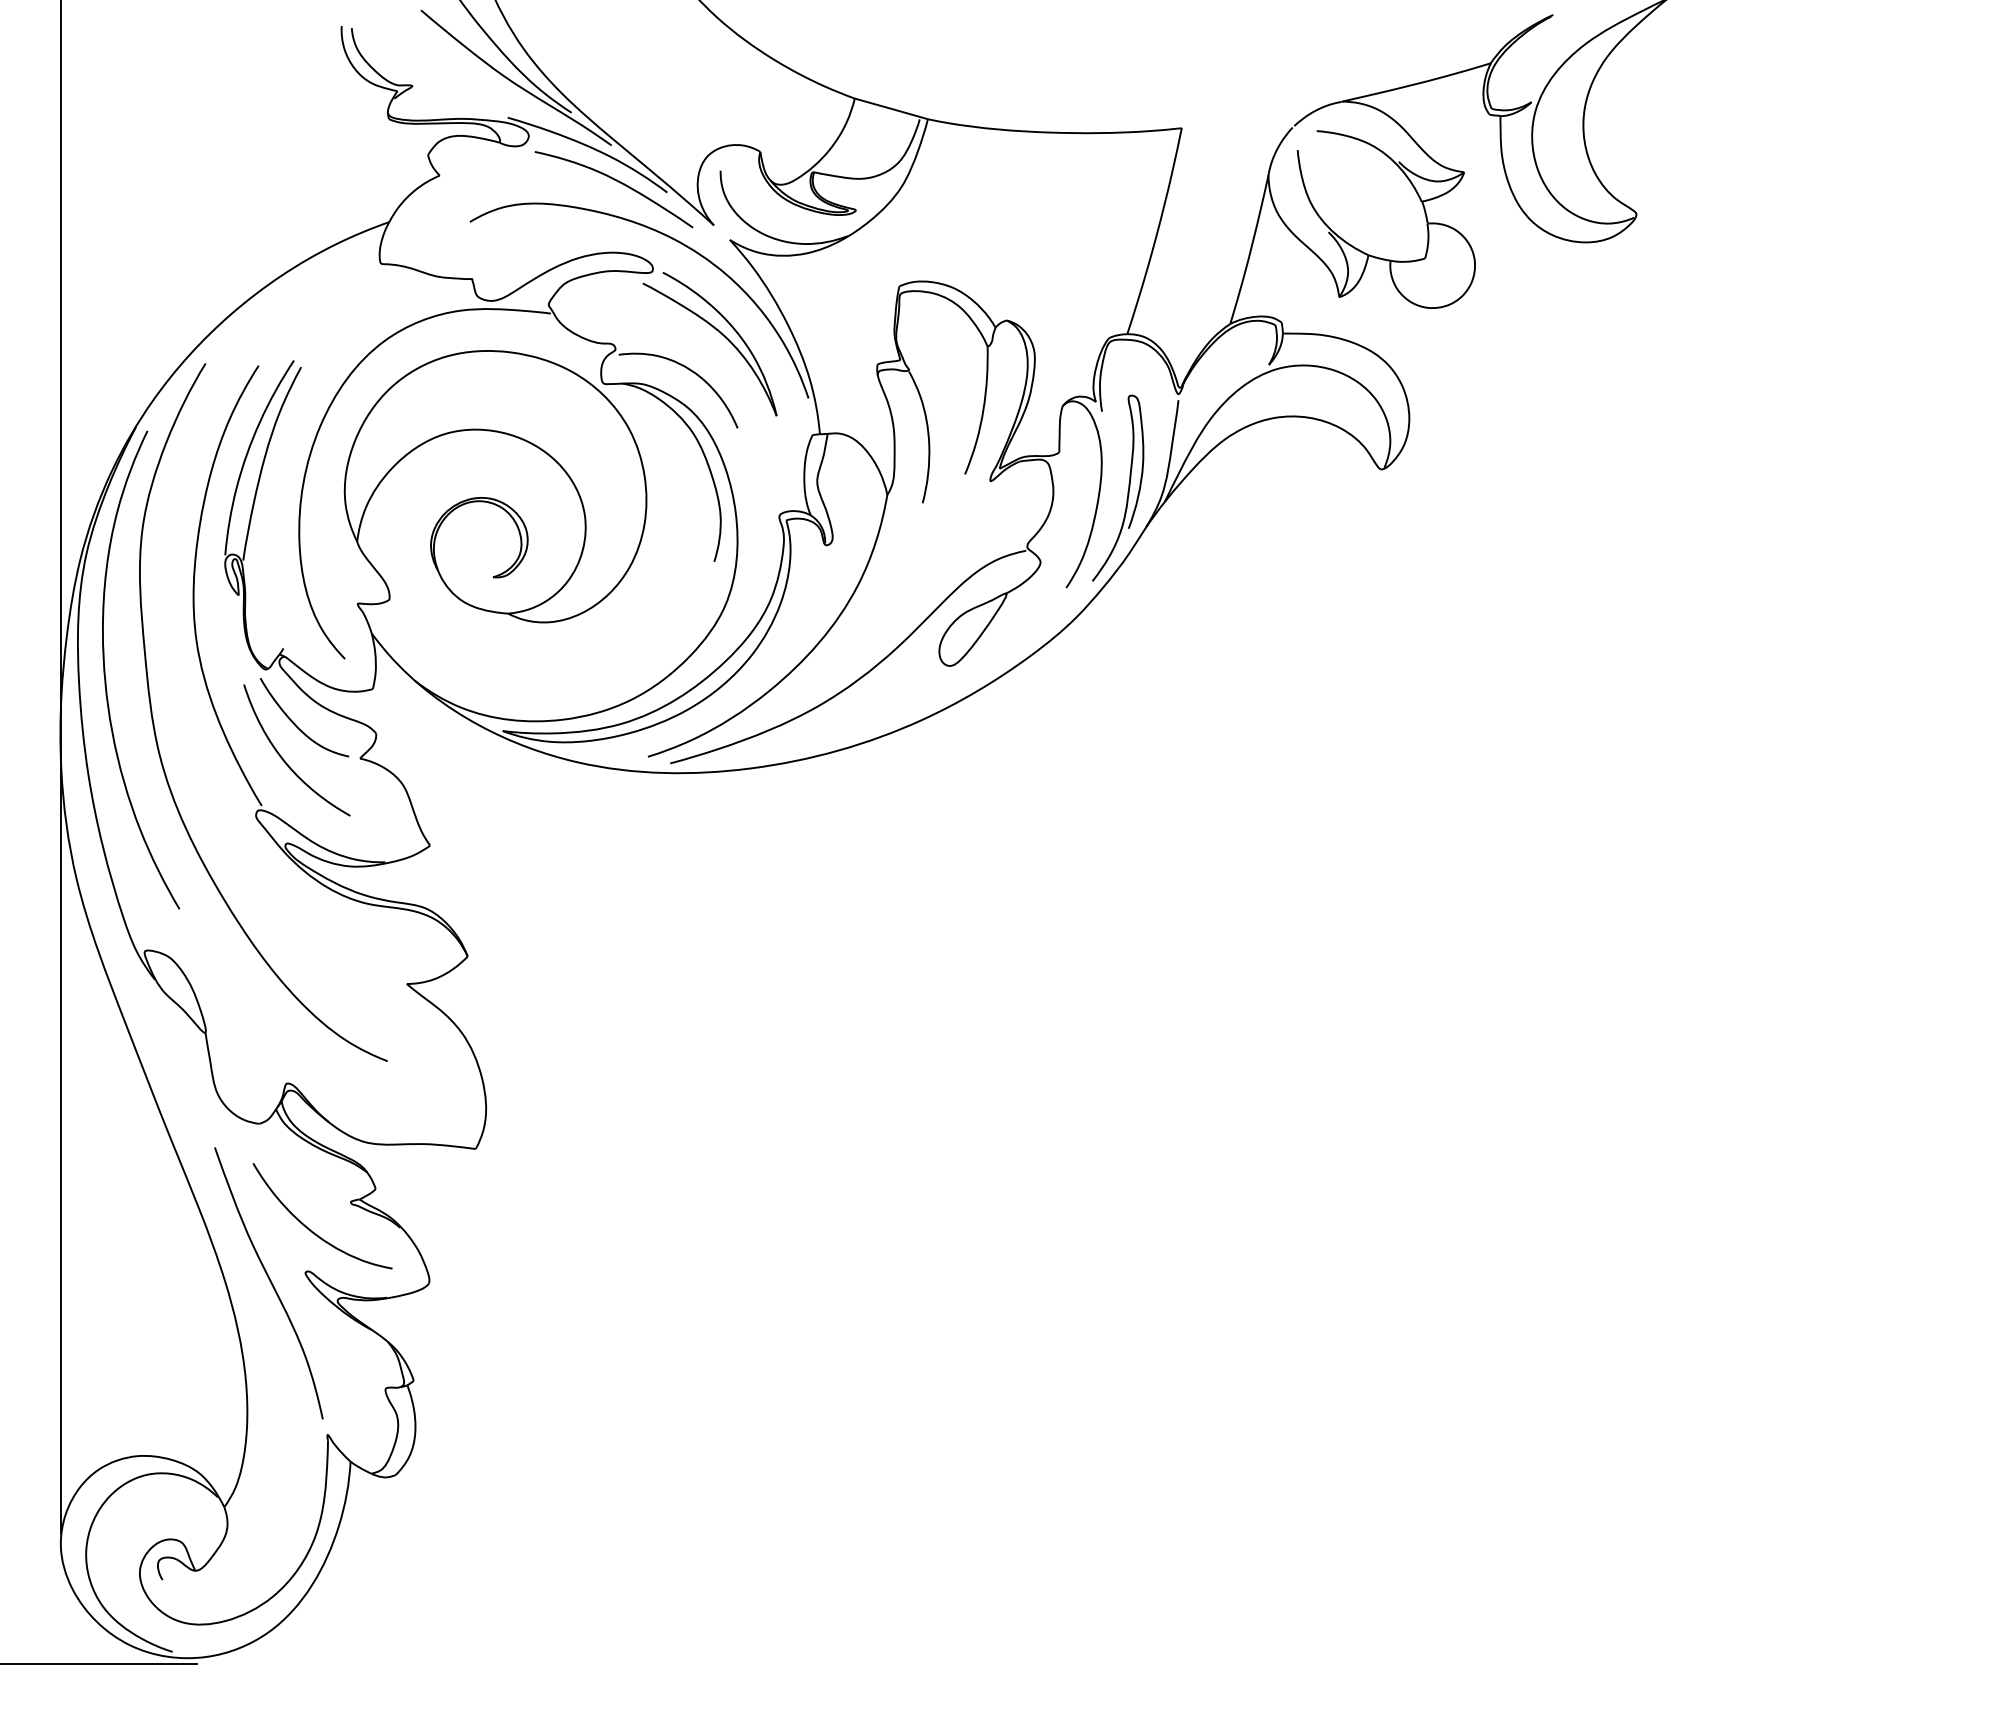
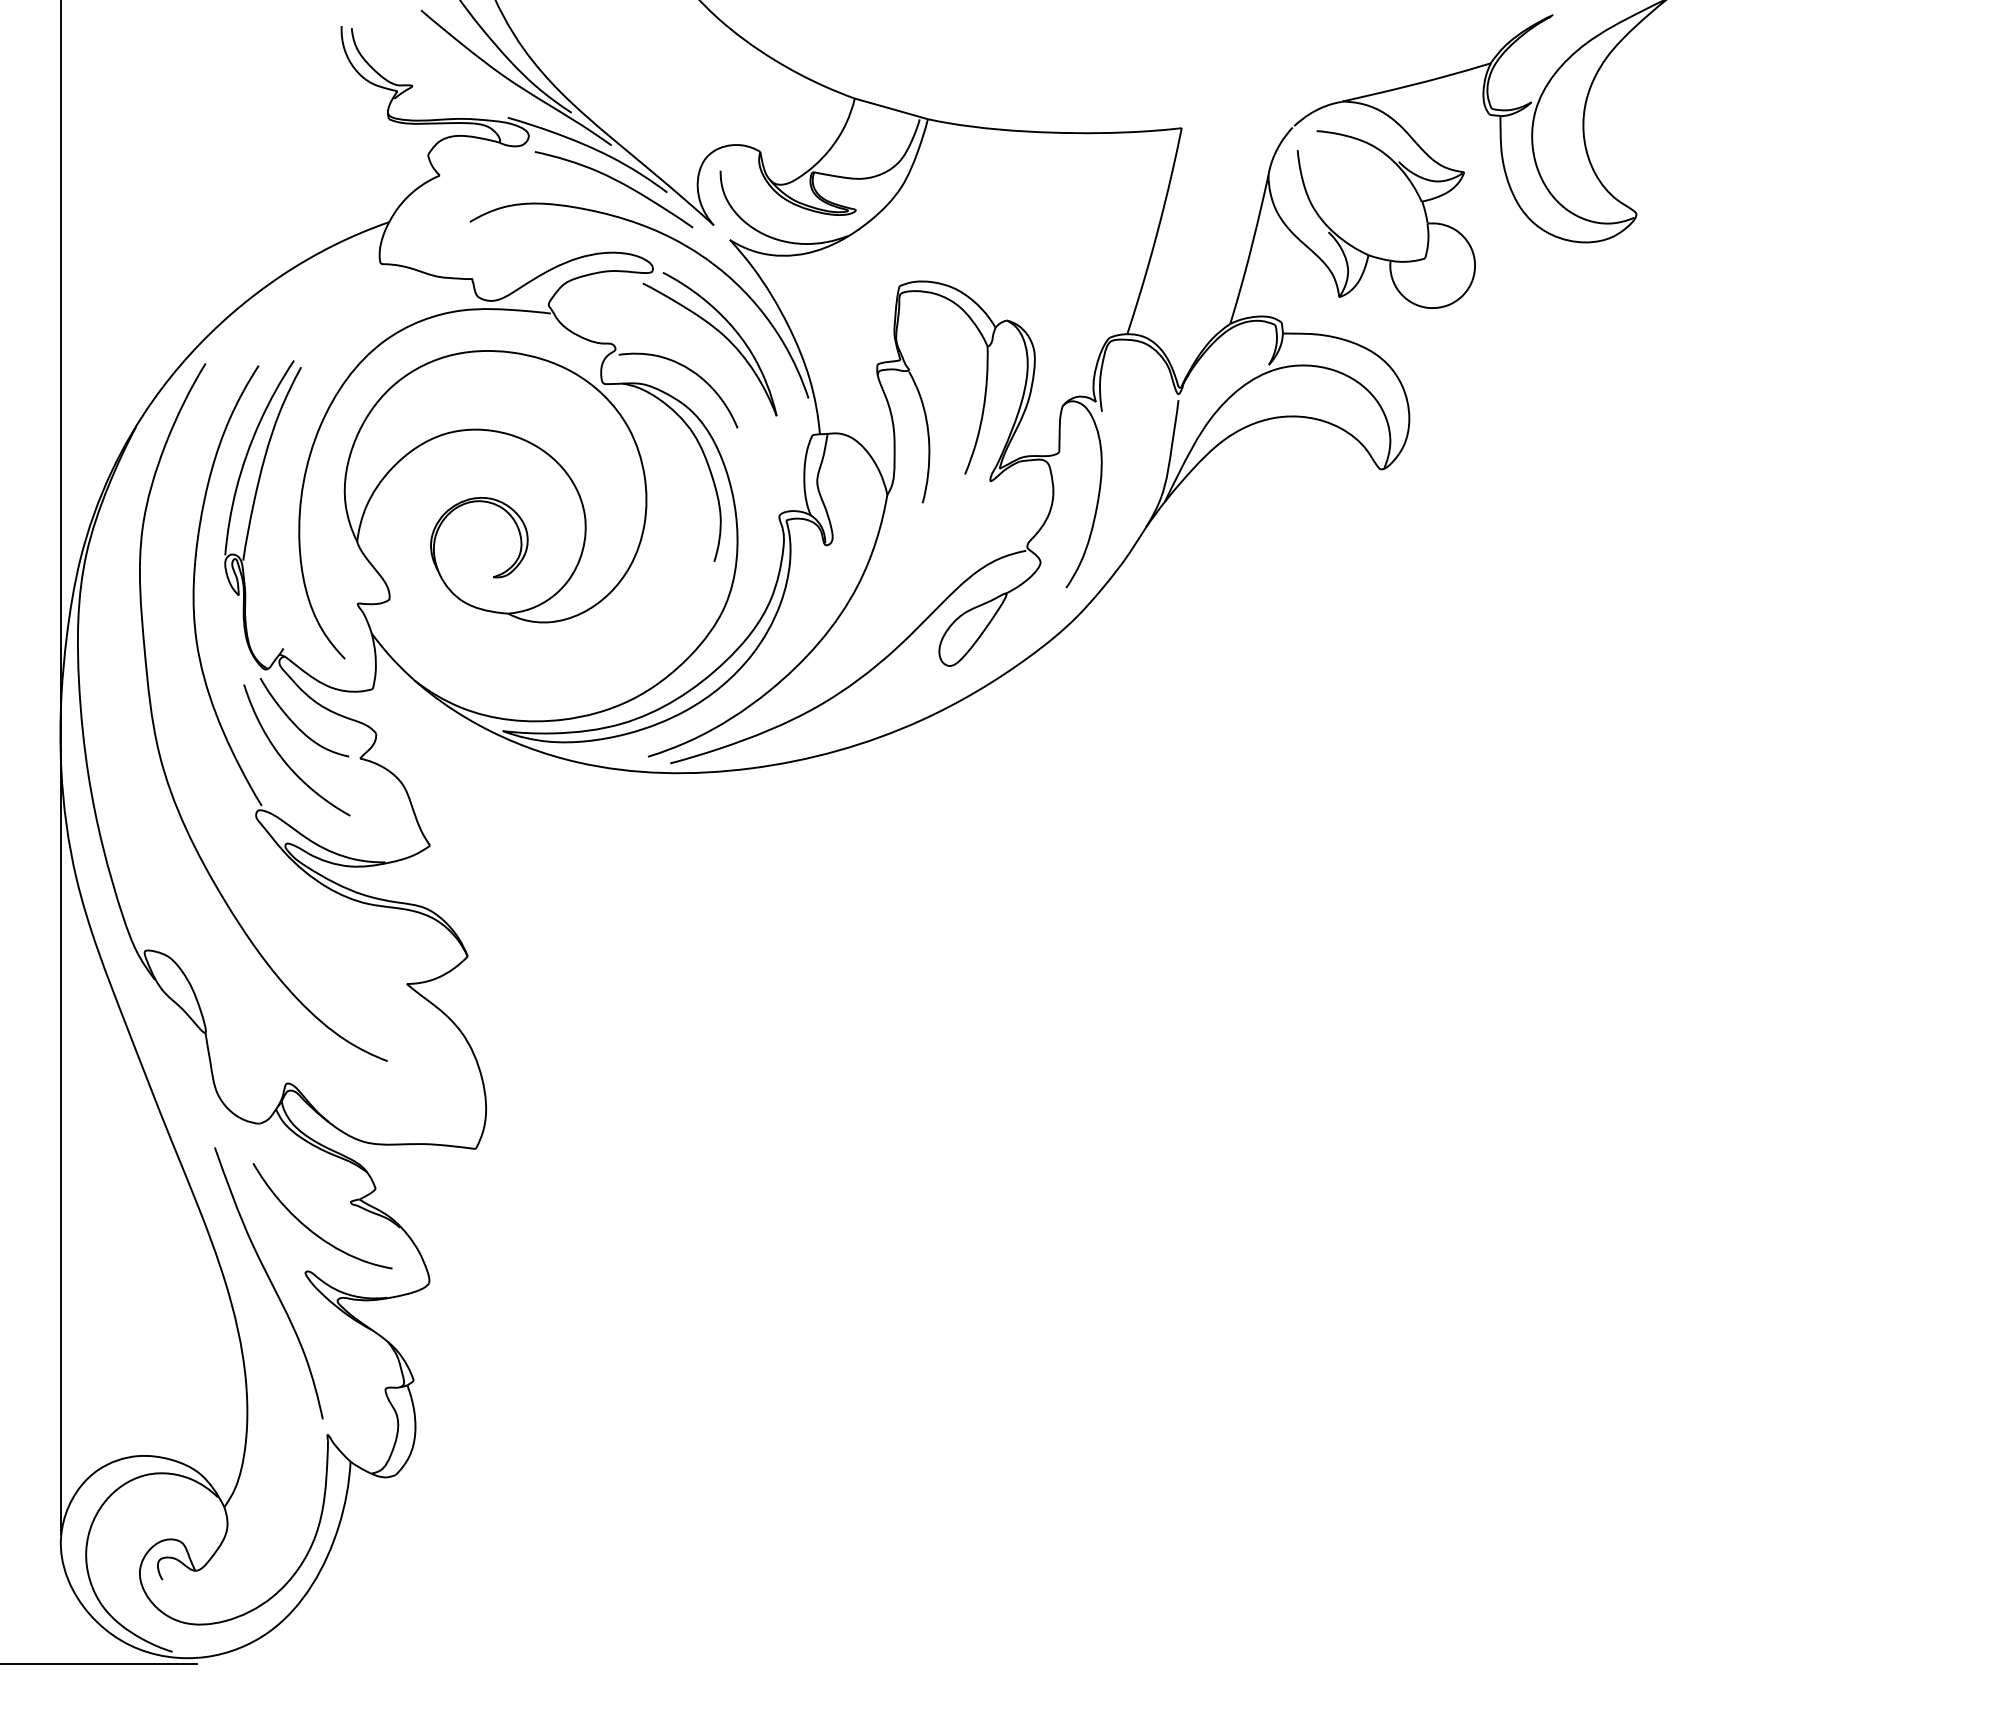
curve: present -> none (1127, 491)
curve: present -> none (105, 669)
